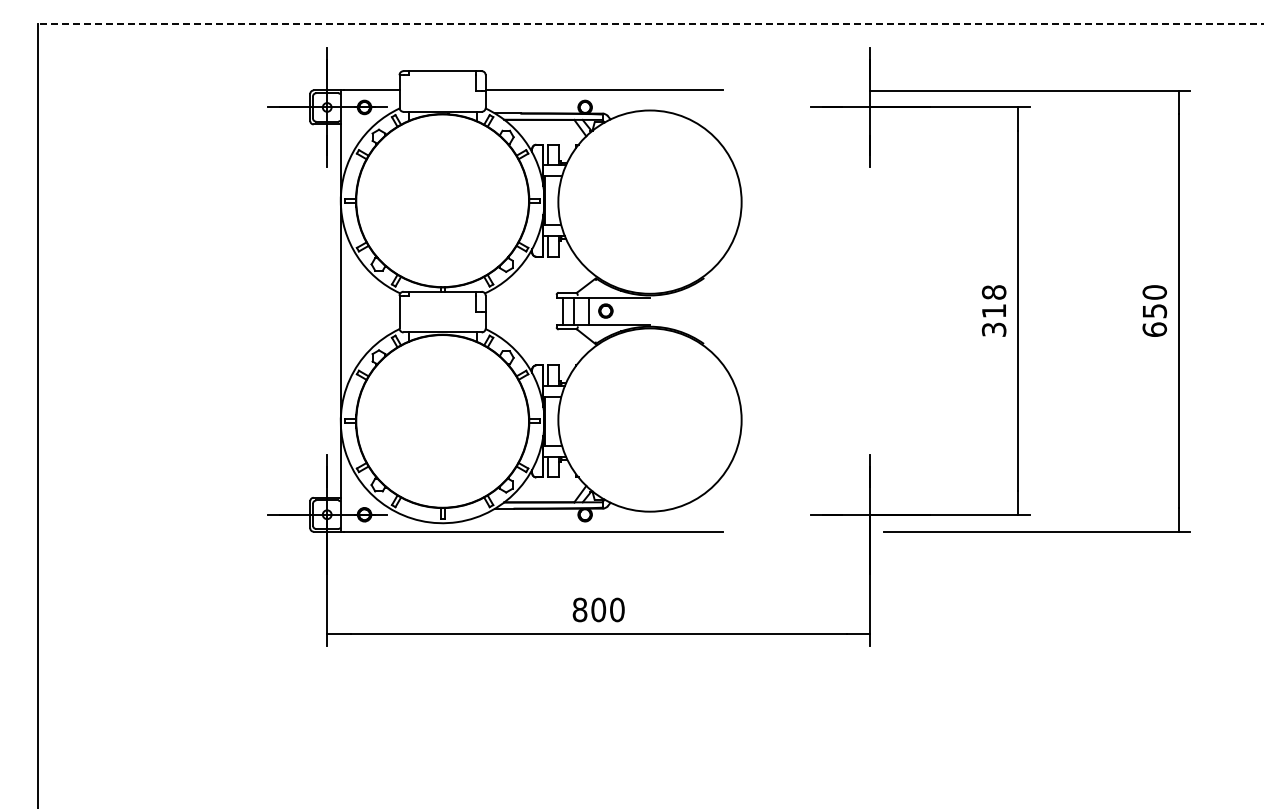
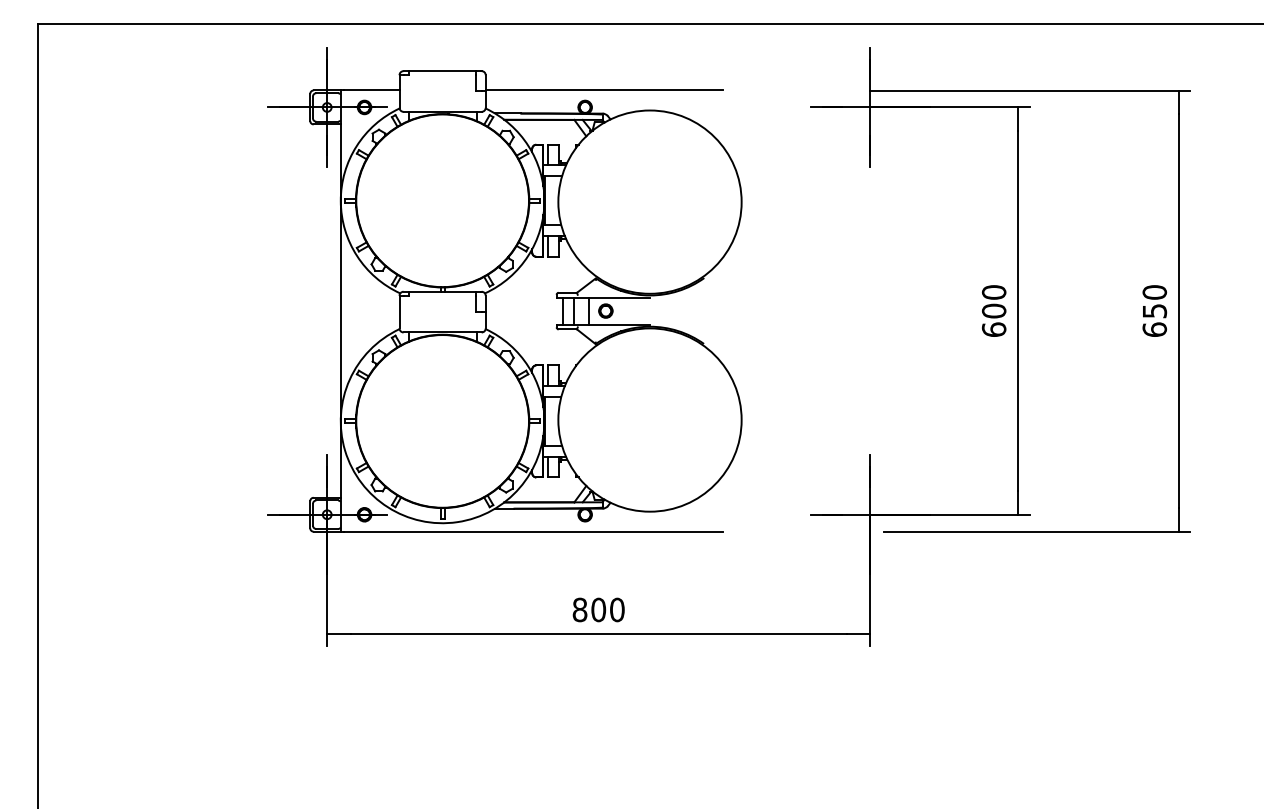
line: dashed -> solid (650, 24)
text: 318 -> 600 (993, 310)
